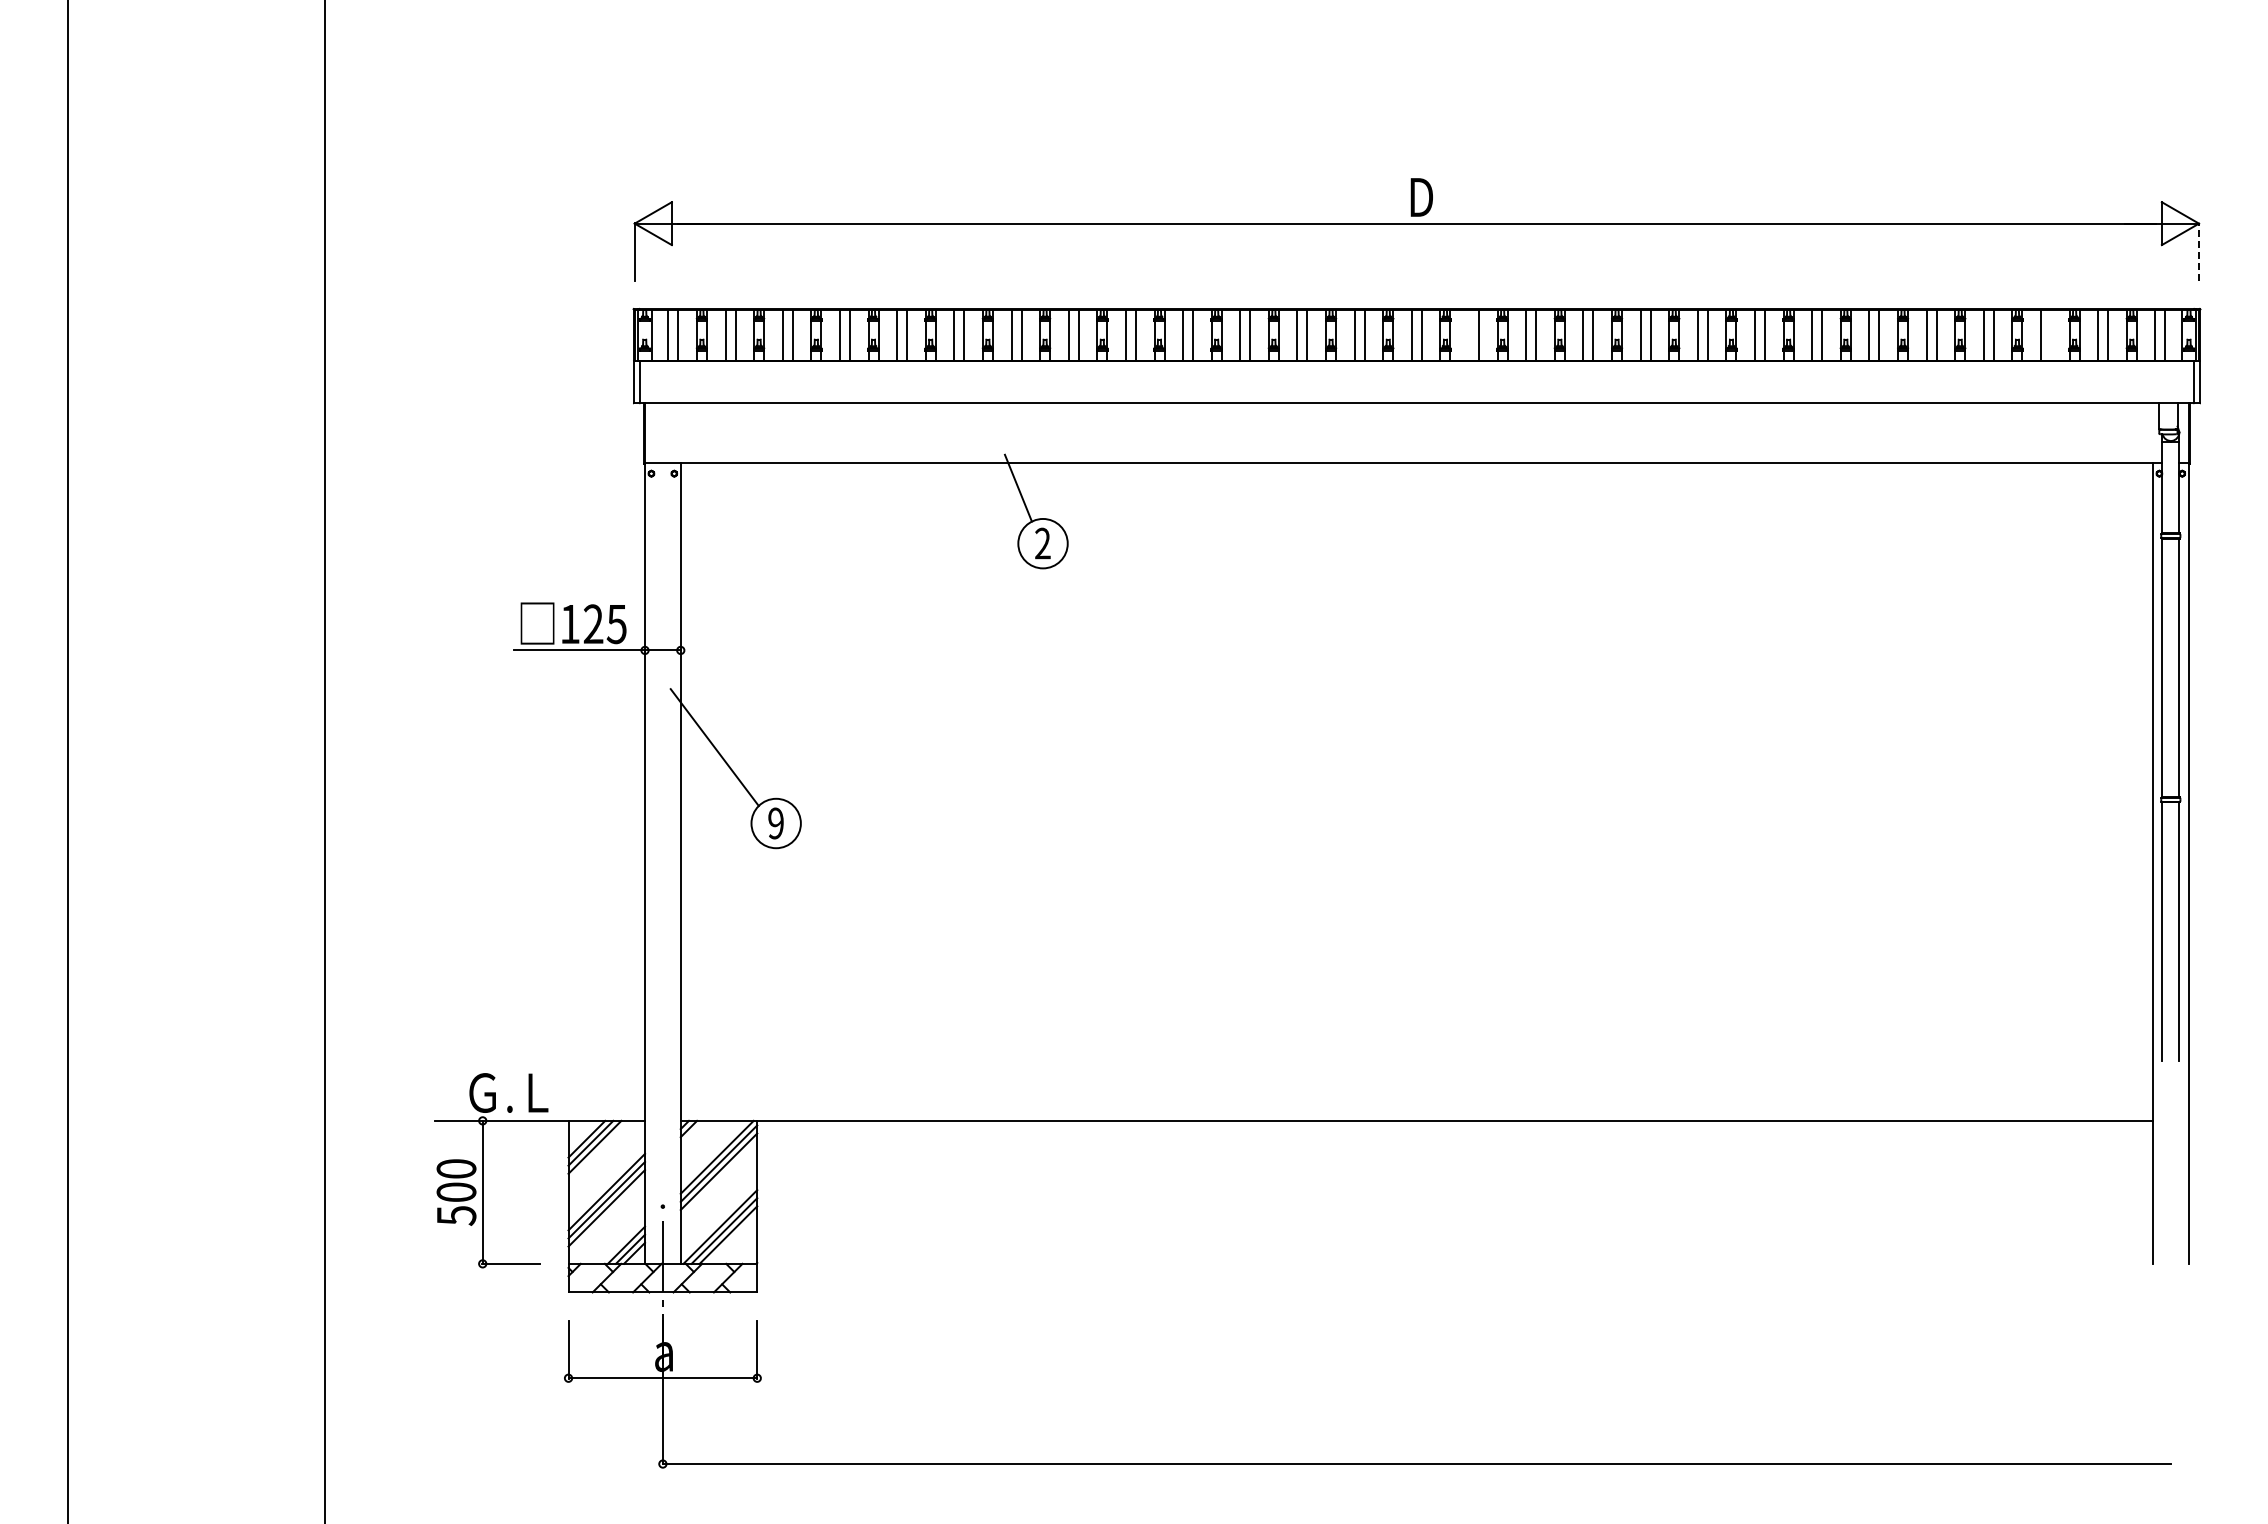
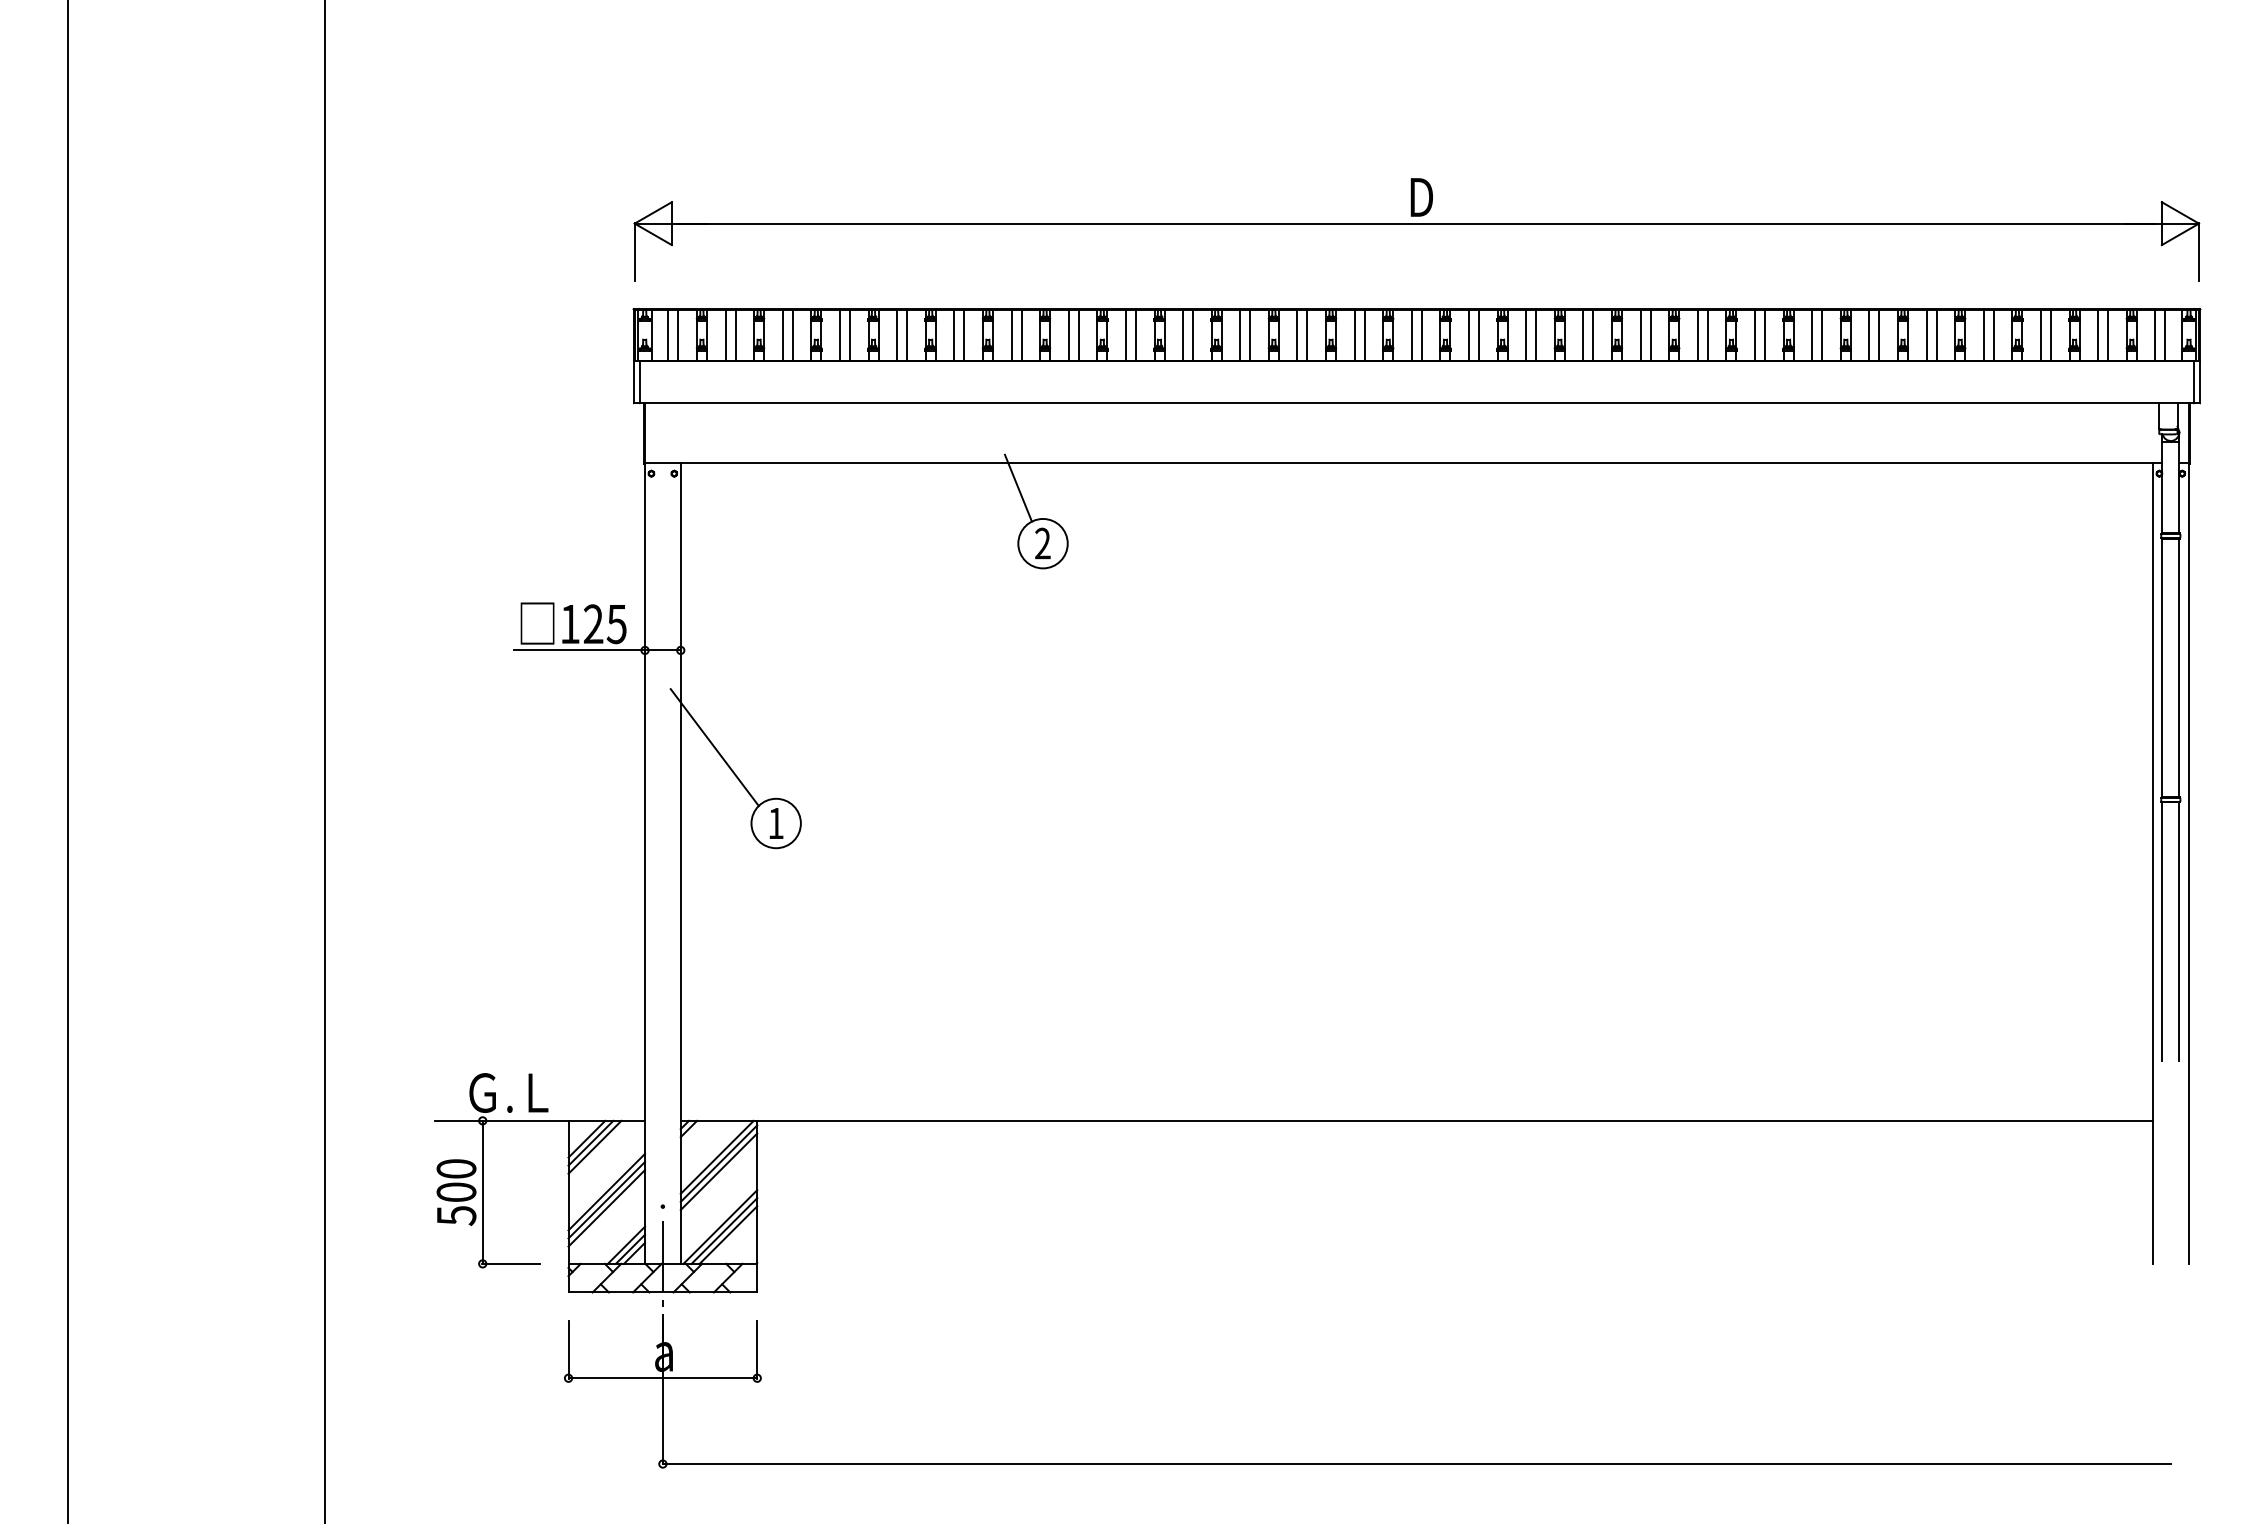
line: dashed -> solid (2199, 252)
line: none -> present (1469, 335)
line: none -> present (2051, 335)
text: 9 -> 1 (775, 823)
